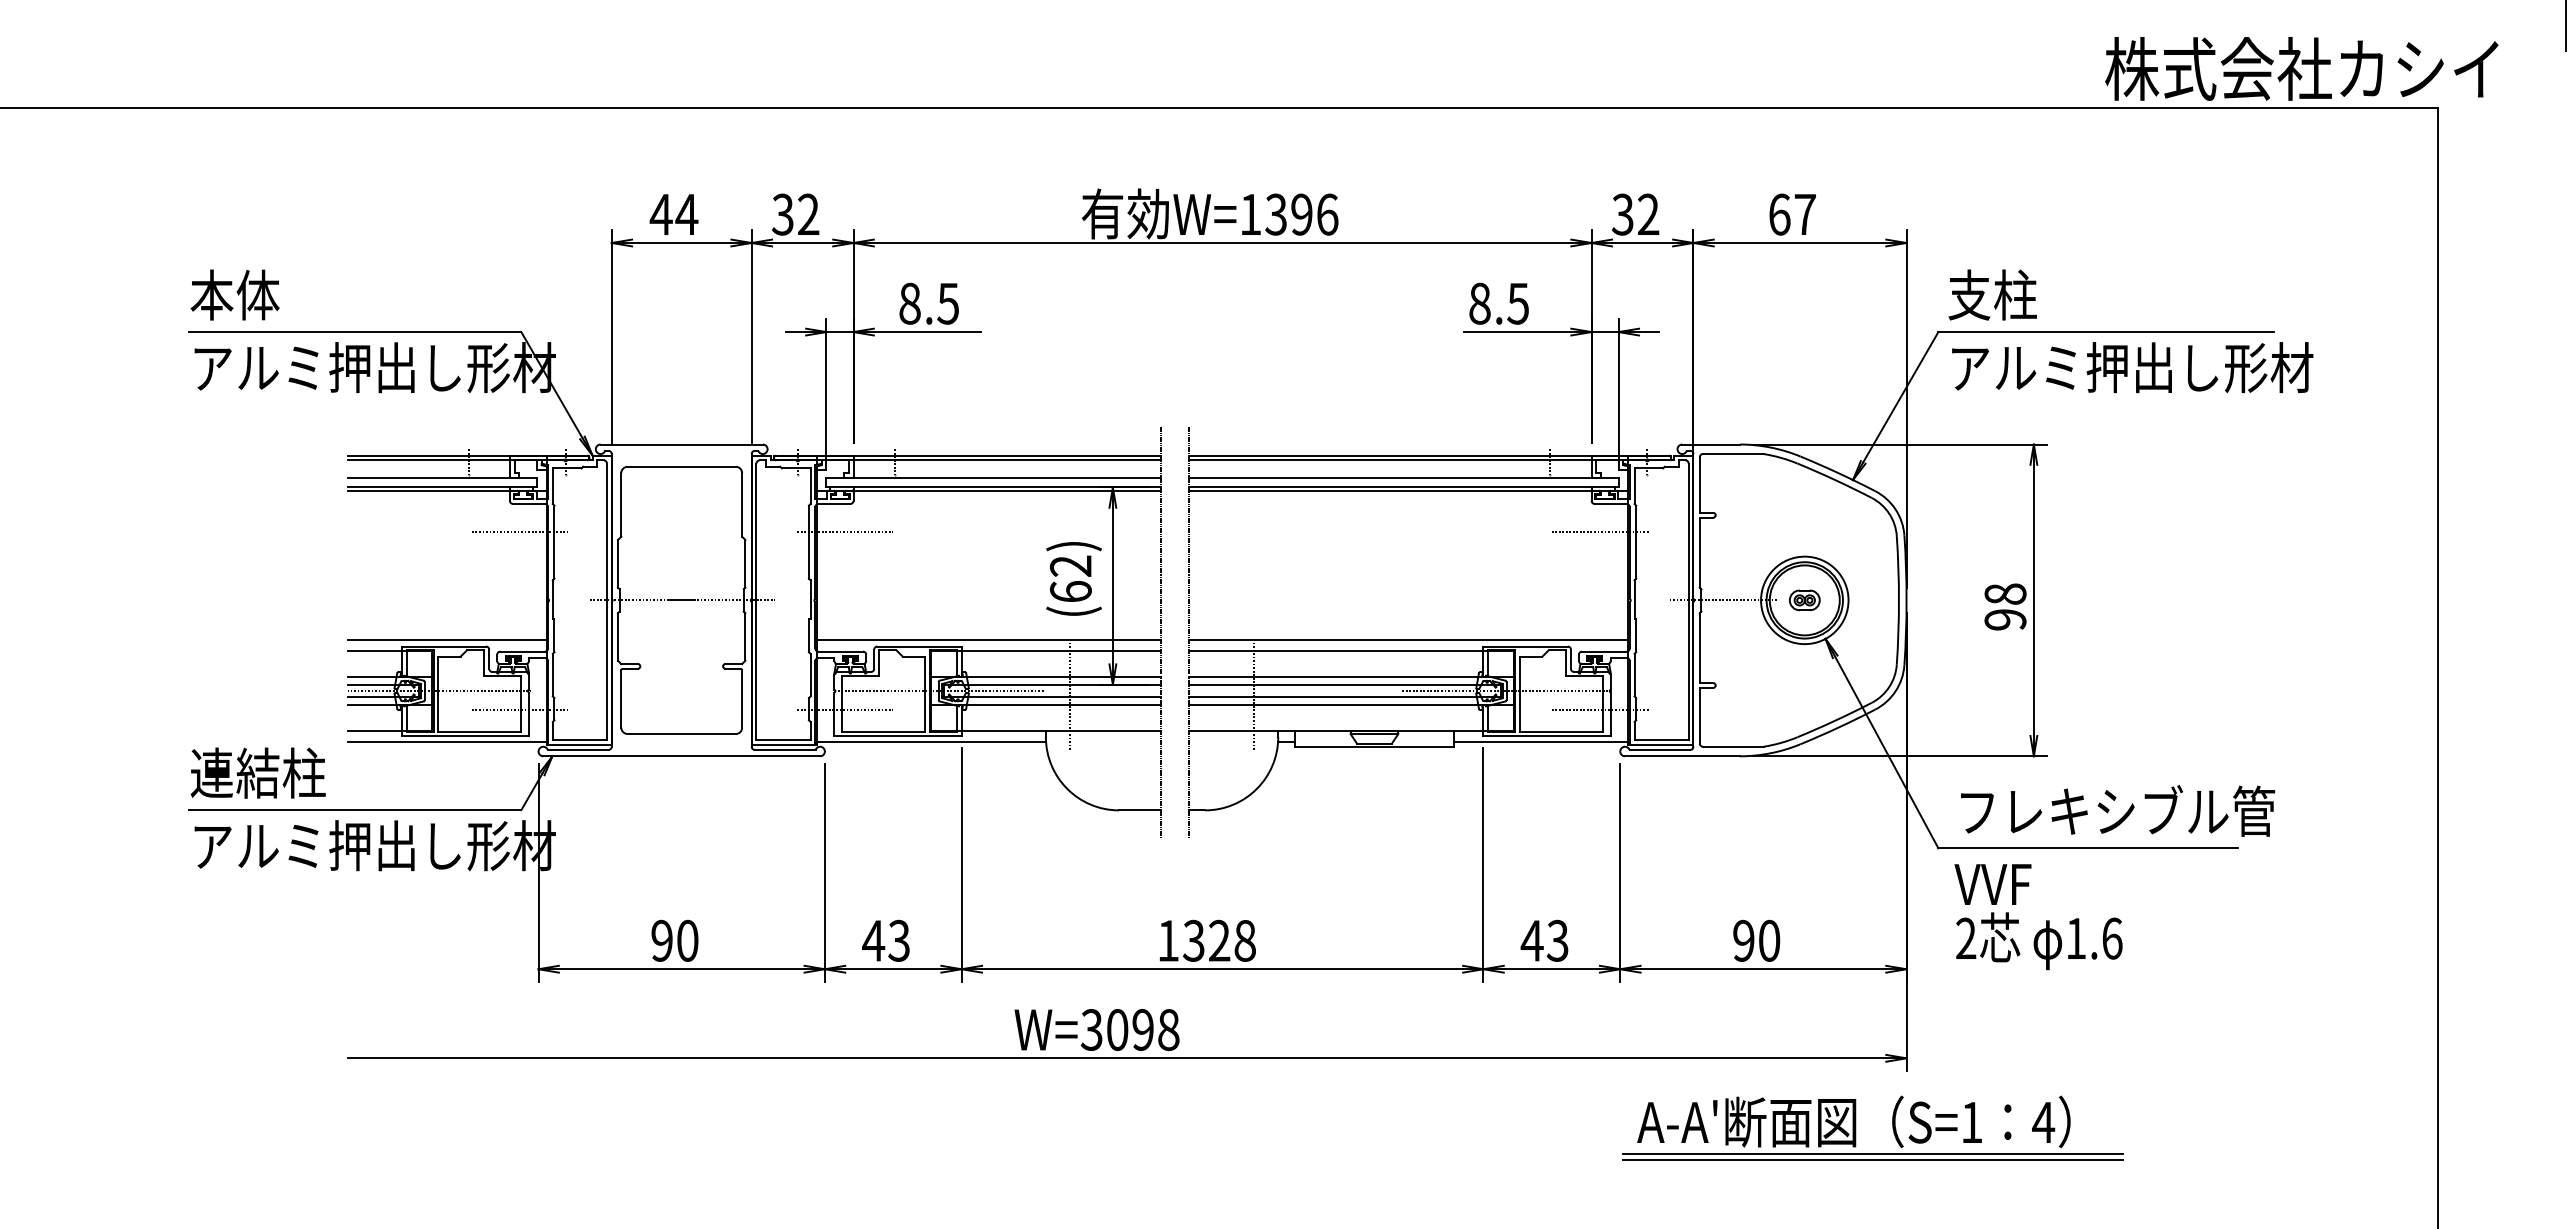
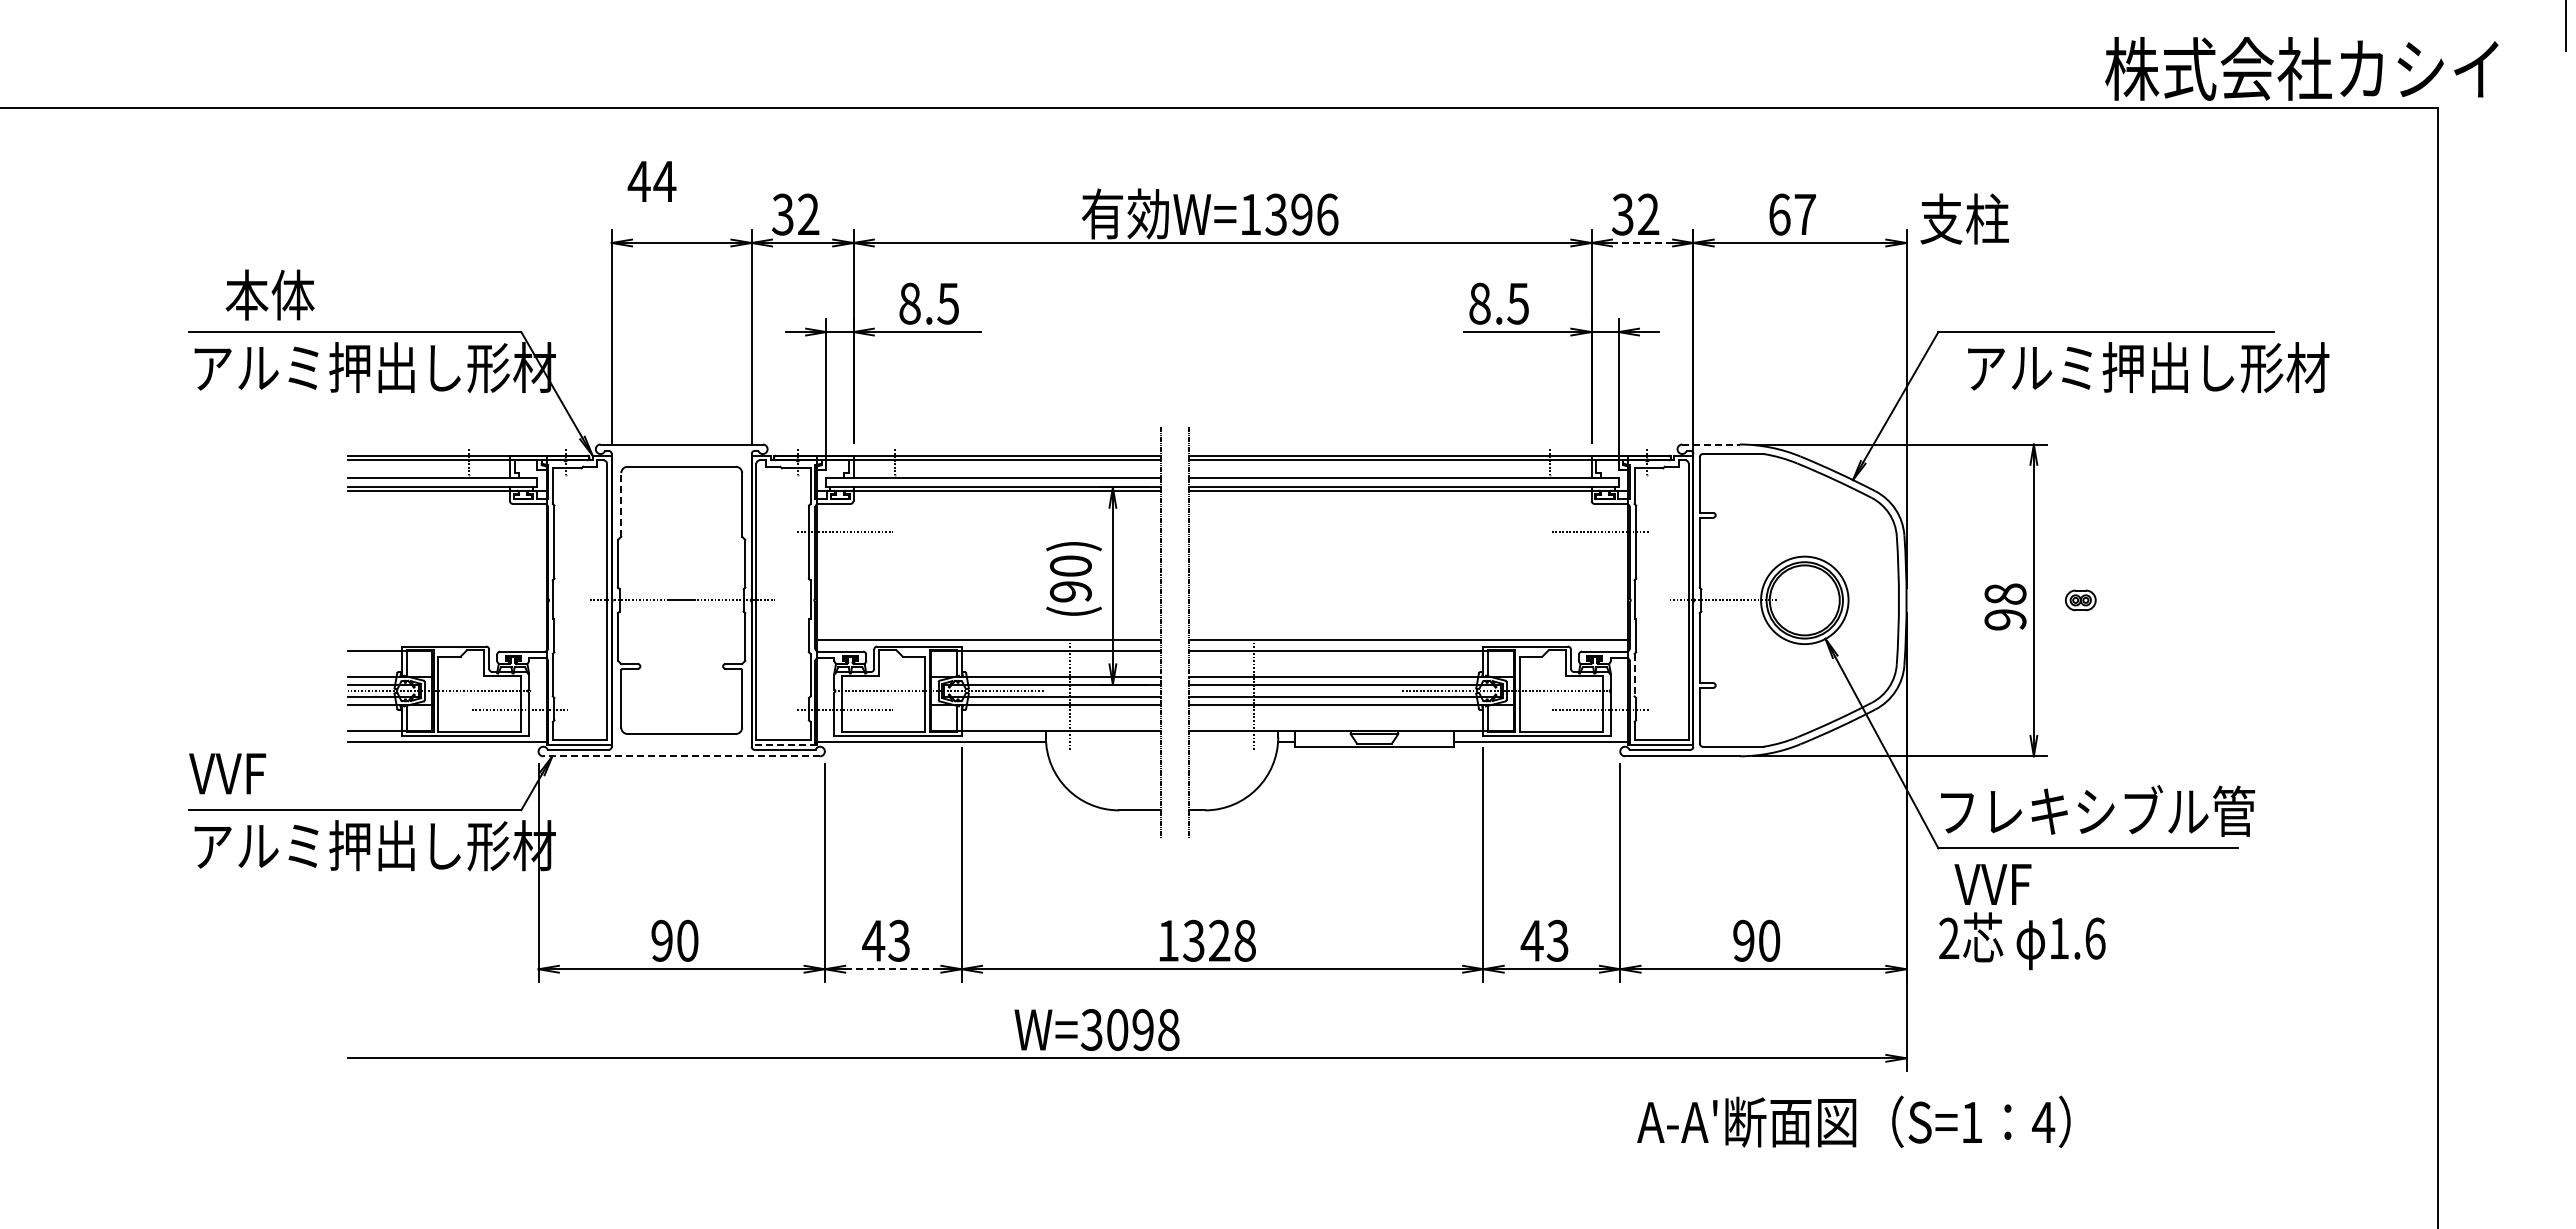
text position: (673, 214) -> (651, 181) (651, 181)
line: solid -> dashed (1642, 242)
text position: (234, 294) -> (269, 294) (269, 294)
text position: (1992, 294) -> (1964, 218) (1964, 218)
text position: (2132, 367) -> (2148, 367) (2148, 367)
line: solid -> dashed (1711, 444)
line: solid -> dashed (621, 504)
line: present -> none (518, 532)
text: (62) -> (90) (1070, 578)
part position: (1804, 600) -> (2080, 600) (2080, 600)
line: present -> none (446, 640)
line: solid -> dashed (1634, 675)
line: solid -> dashed (784, 745)
line: solid -> dashed (681, 756)
text: 連結柱 -> VVF (257, 772)
text position: (2118, 810) -> (2098, 810) (2098, 810)
text position: (2039, 941) -> (2022, 941) (2022, 941)
line: solid -> dashed (893, 969)
line: present -> none (1872, 1153)
line: present -> none (1872, 1160)
